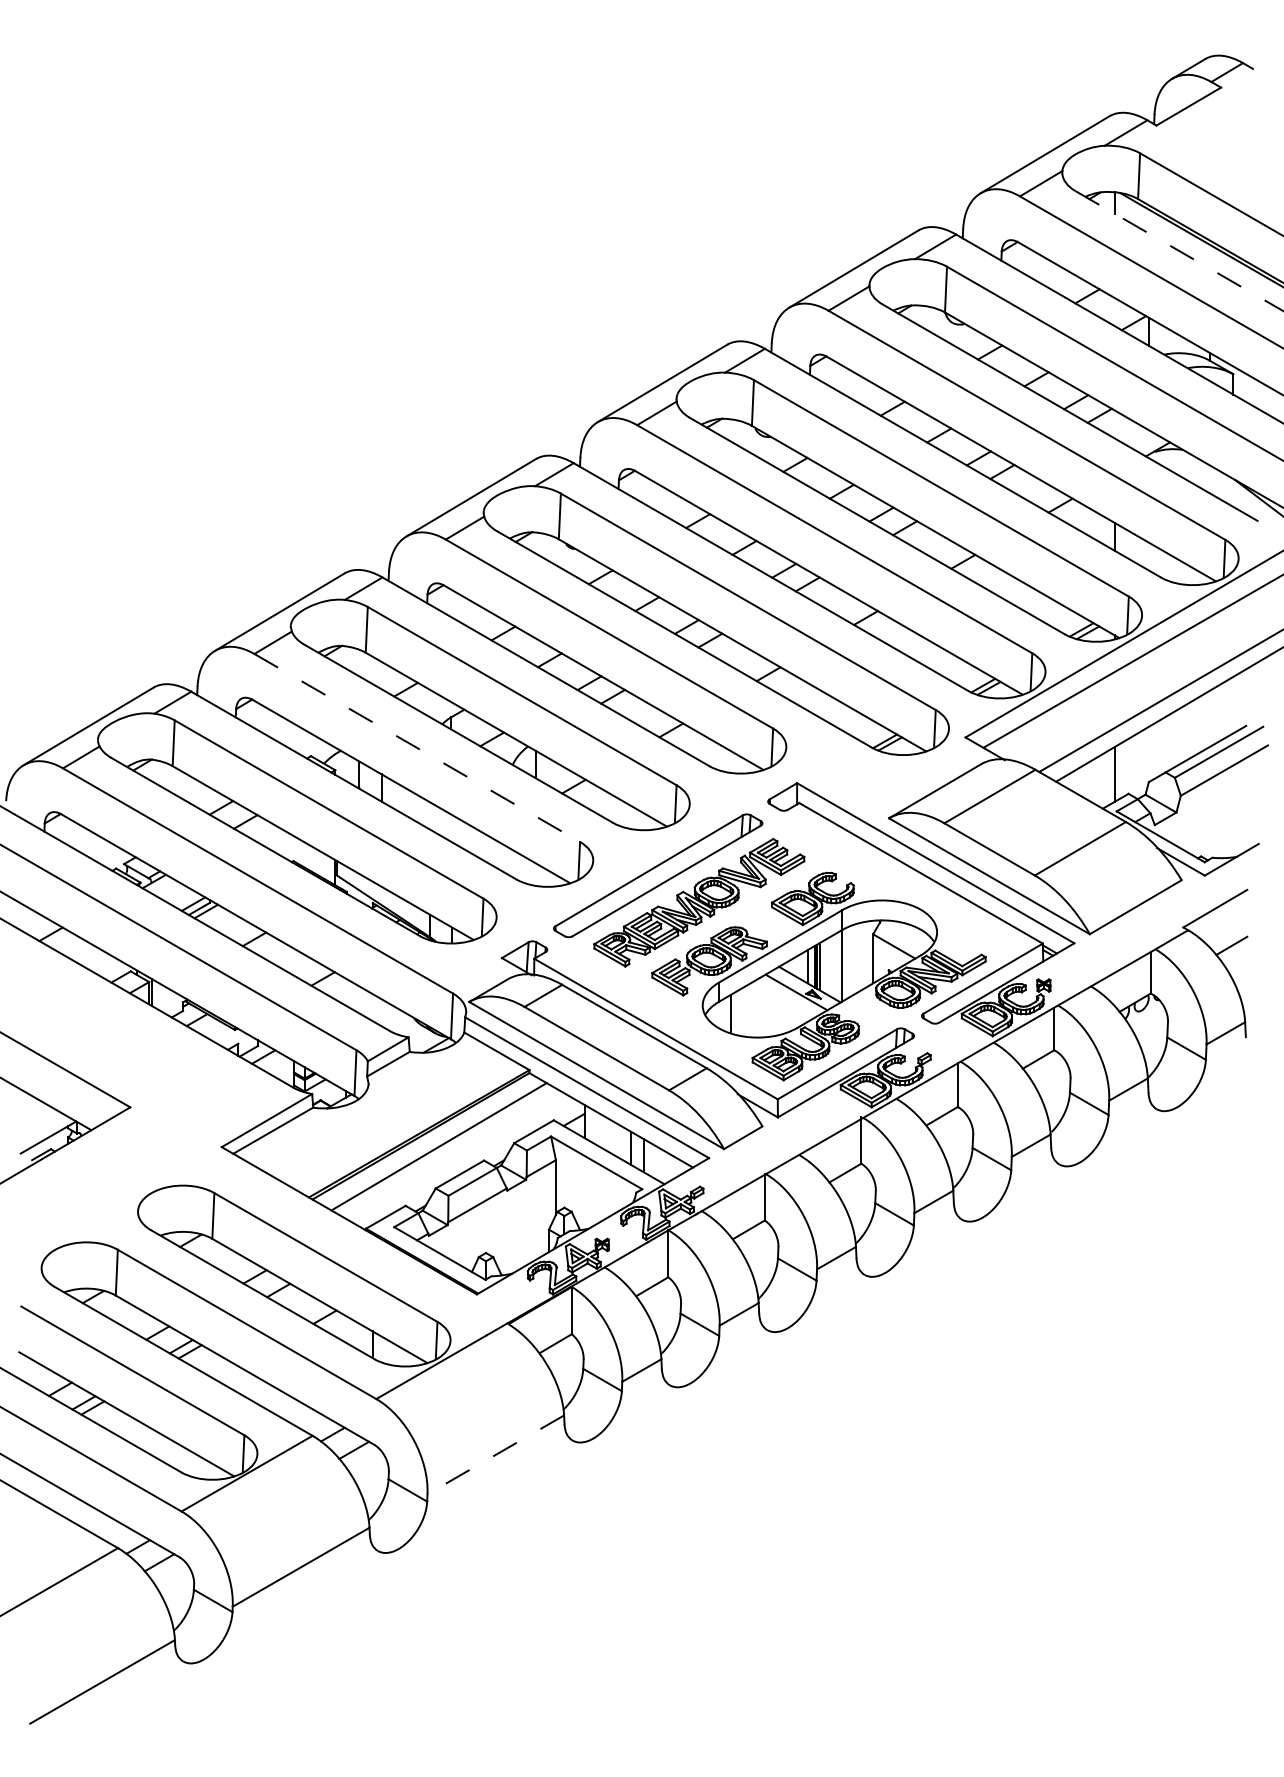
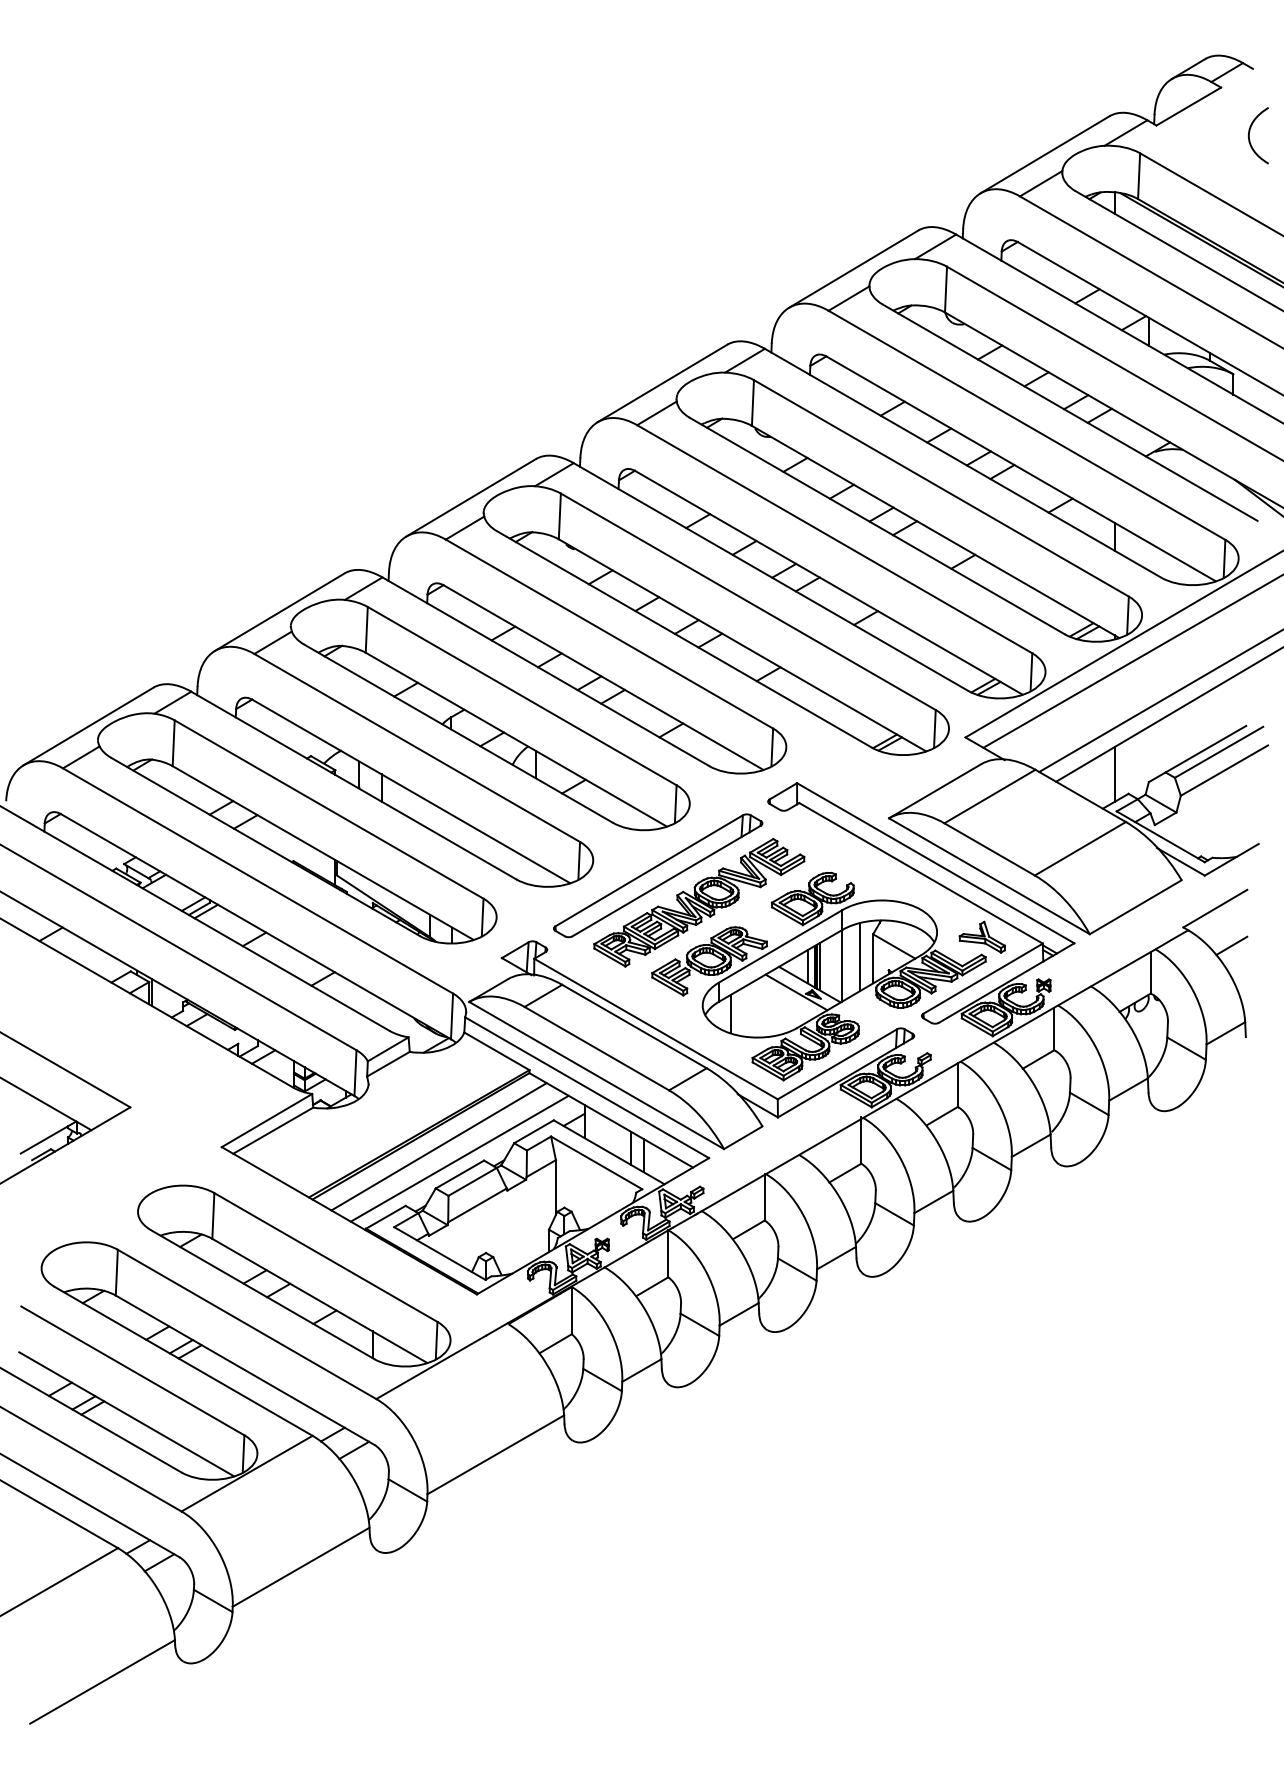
curve: none -> present (1250, 131)
line: dashed -> solid (1179, 251)
line: dashed -> solid (417, 748)
part: none -> present (981, 936)
line: none -> present (860, 957)
line: none -> present (459, 1158)
line: dashed -> solid (495, 1454)
